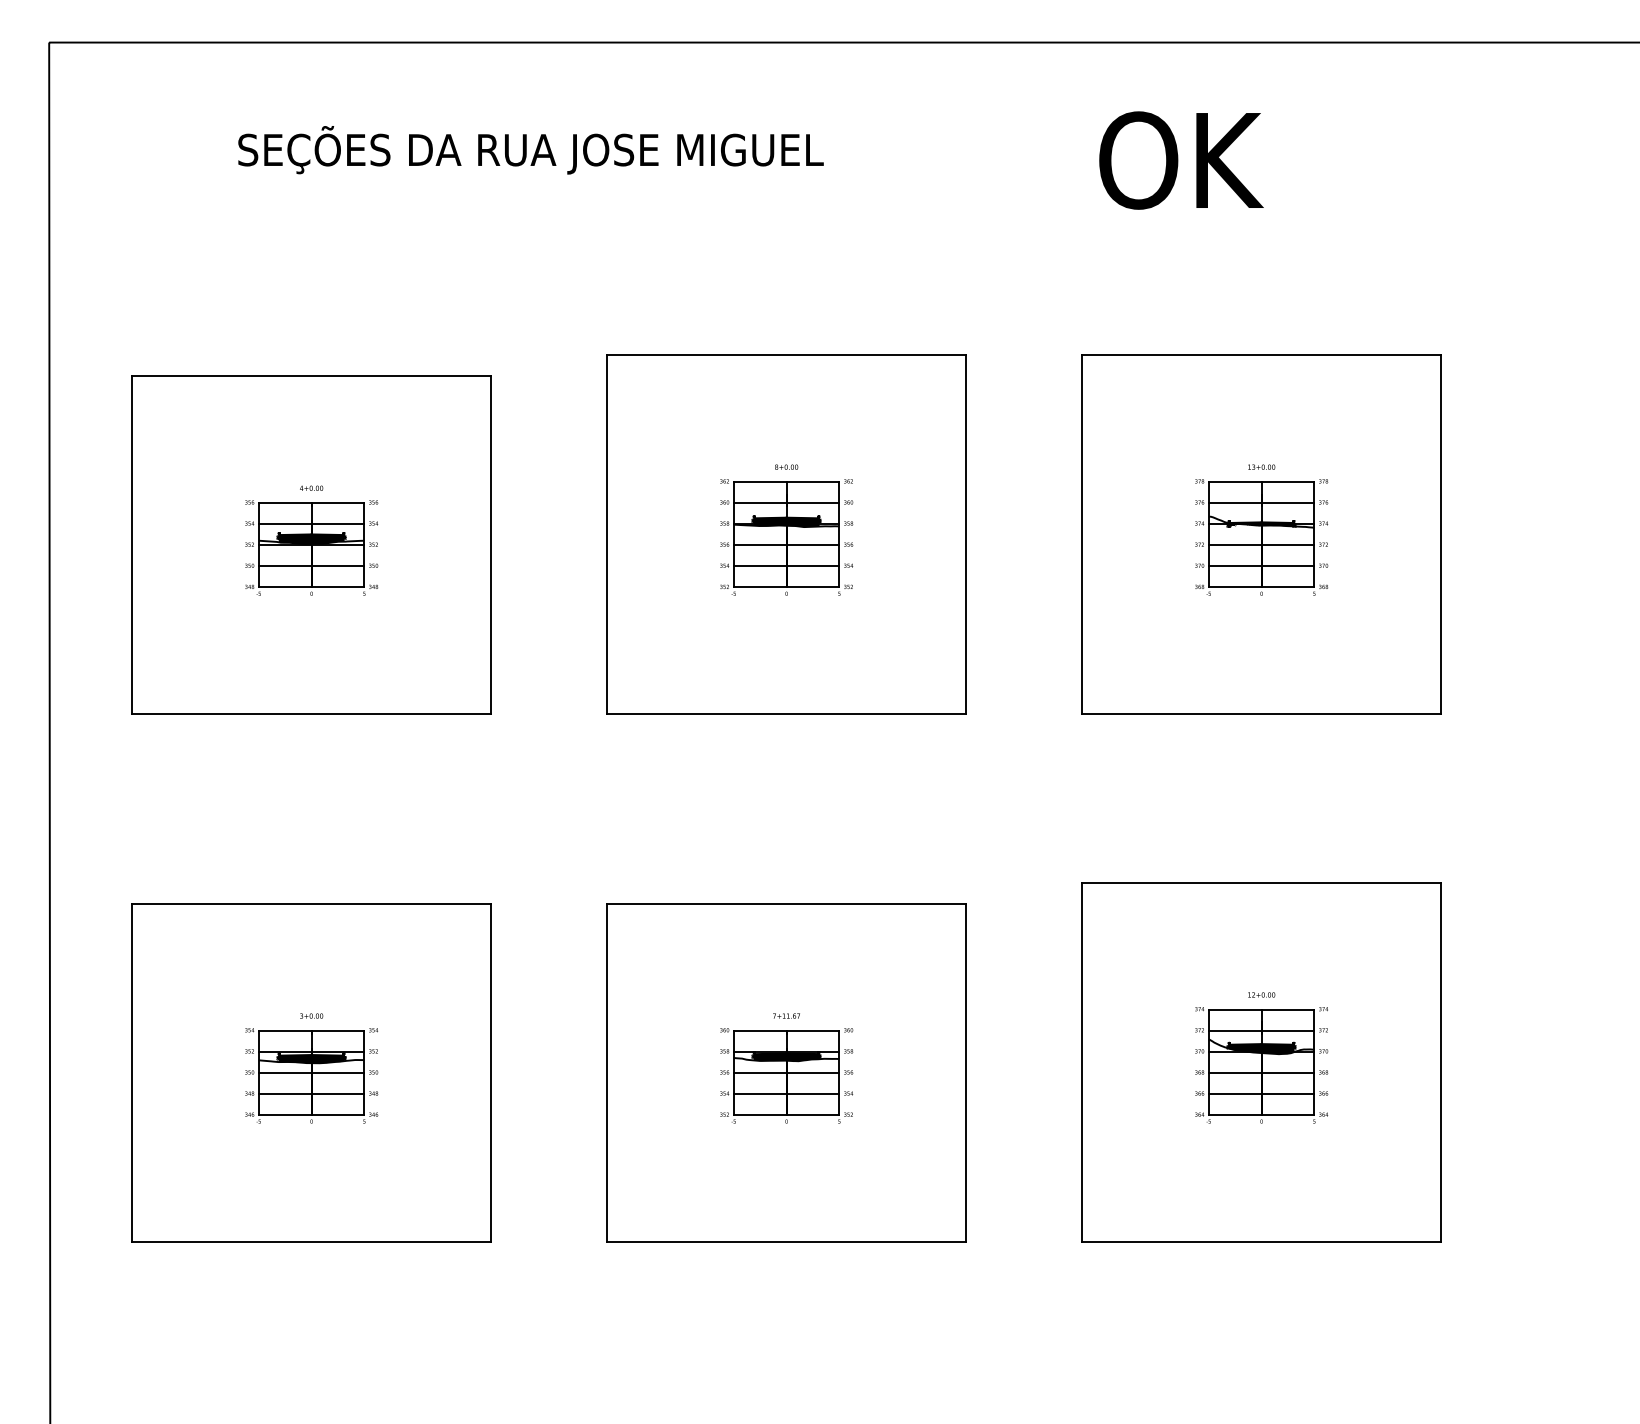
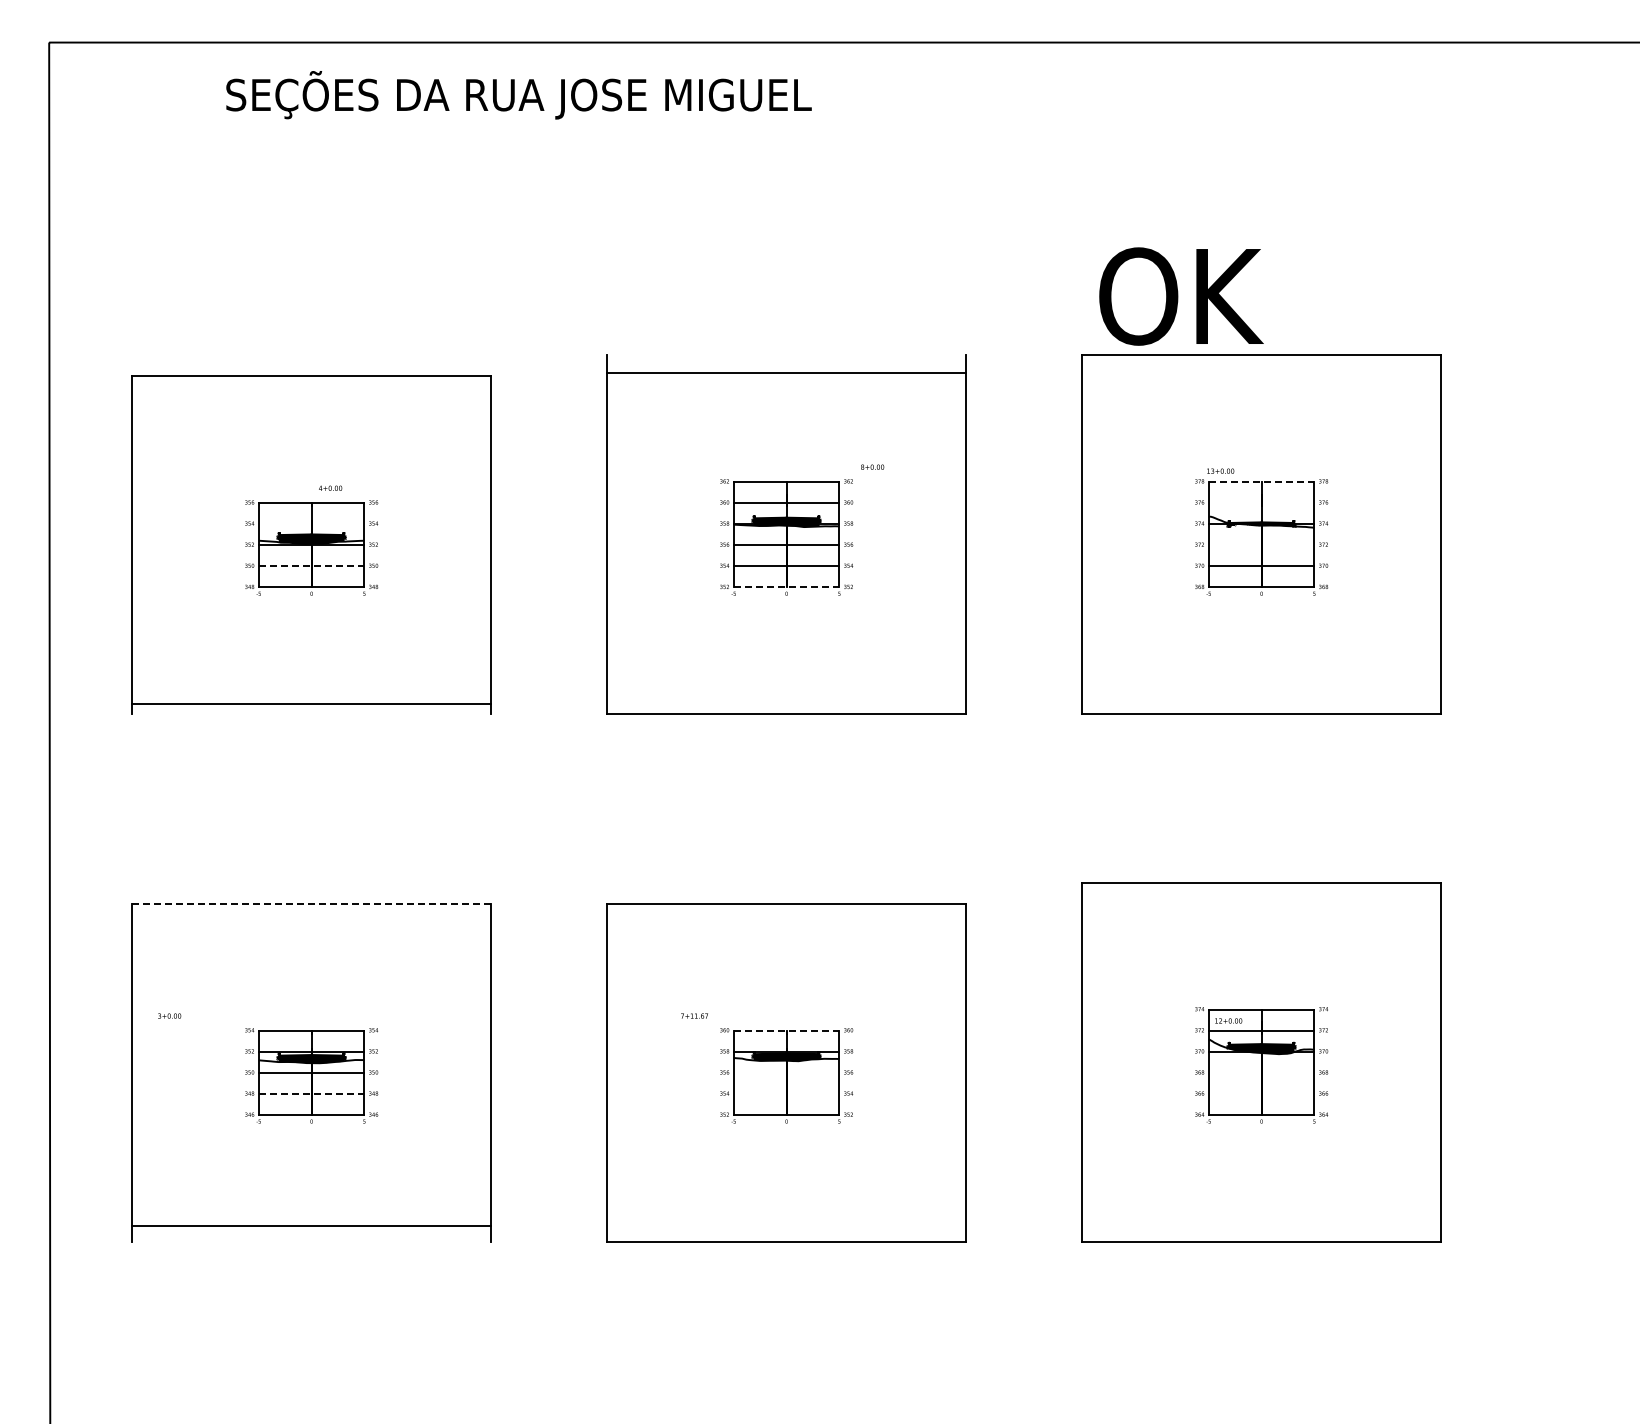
text position: (530, 150) -> (518, 95) (518, 95)
text position: (1181, 160) -> (1181, 296) (1181, 296)
line position: (786, 355) -> (786, 373) (786, 373)
text position: (786, 466) -> (872, 466) (872, 466)
text position: (1261, 466) -> (1220, 470) (1220, 470)
line: solid -> dashed (1261, 481)
text position: (311, 487) -> (330, 487) (330, 487)
line: present -> none (1261, 503)
line: present -> none (311, 524)
line: present -> none (1261, 545)
line: solid -> dashed (311, 566)
line: solid -> dashed (786, 587)
line position: (311, 714) -> (311, 704) (311, 704)
line: solid -> dashed (311, 904)
text position: (1261, 994) -> (1228, 1020) (1228, 1020)
text position: (311, 1015) -> (169, 1015) (169, 1015)
text position: (786, 1015) -> (694, 1015) (694, 1015)
line: solid -> dashed (786, 1030)
line: present -> none (786, 1073)
line: present -> none (1261, 1073)
line: solid -> dashed (311, 1094)
line: present -> none (786, 1094)
line: present -> none (1261, 1094)
line position: (311, 1241) -> (311, 1225) (311, 1225)
